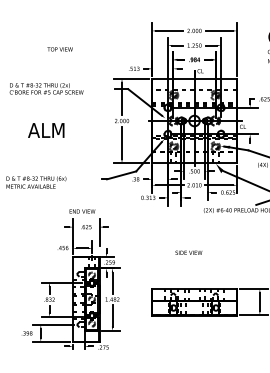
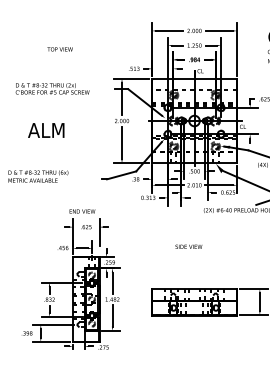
text position: (46, 88) -> (52, 88) (52, 88)
text position: (36, 182) -> (38, 176) (38, 176)
text position: (188, 252) -> (188, 246) (188, 246)
